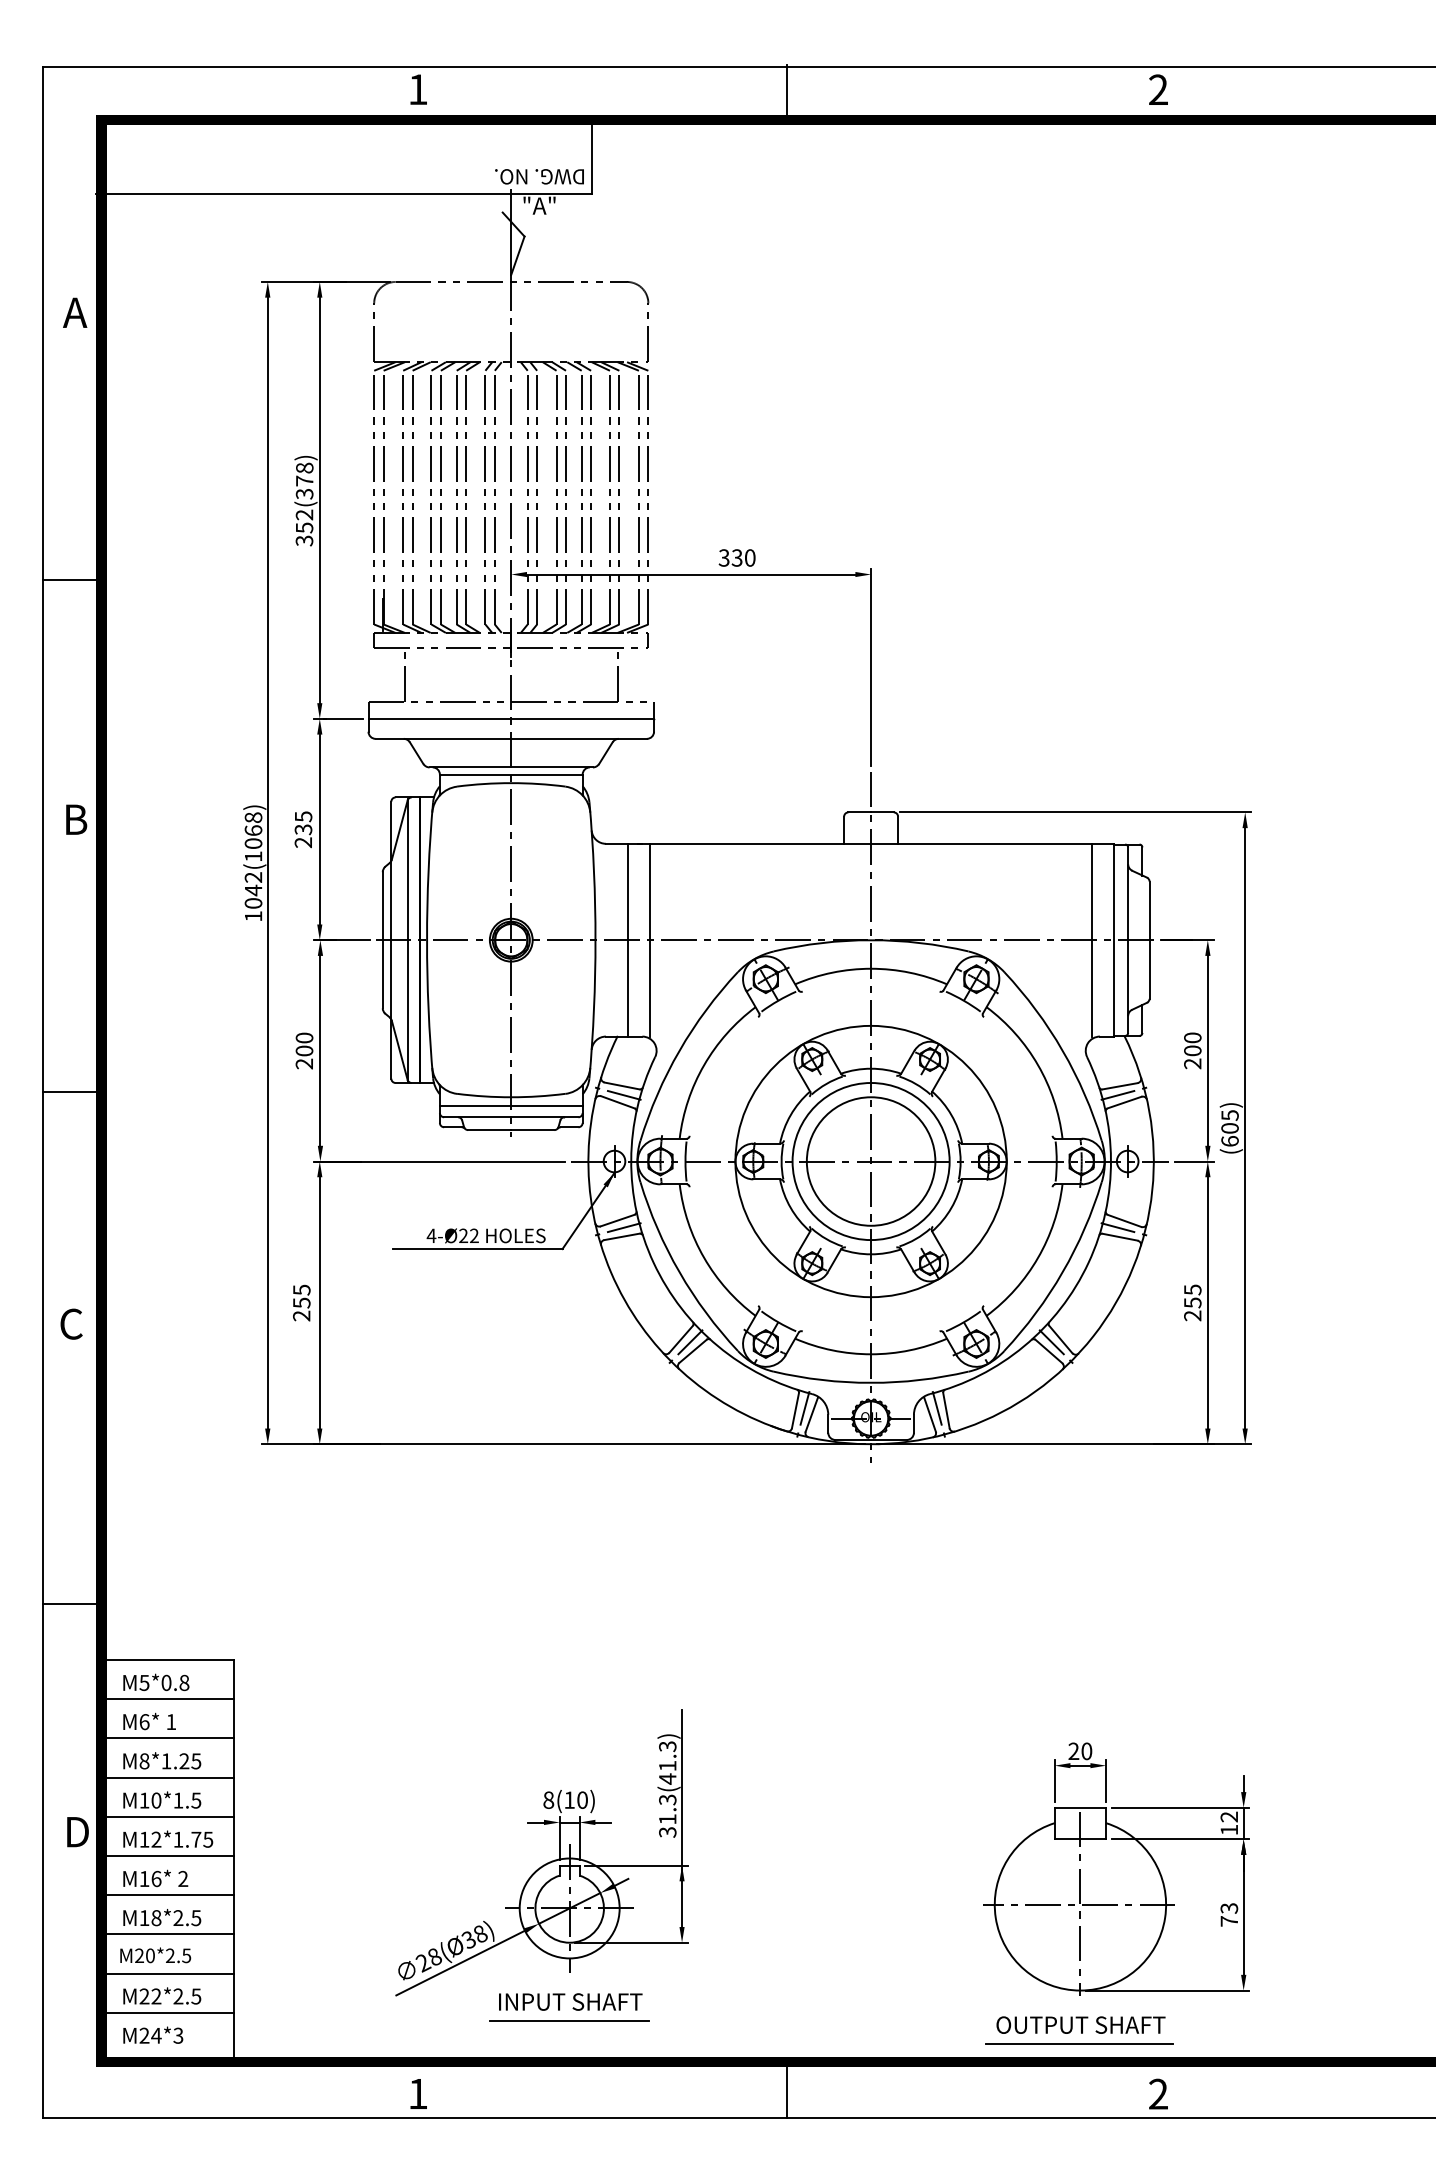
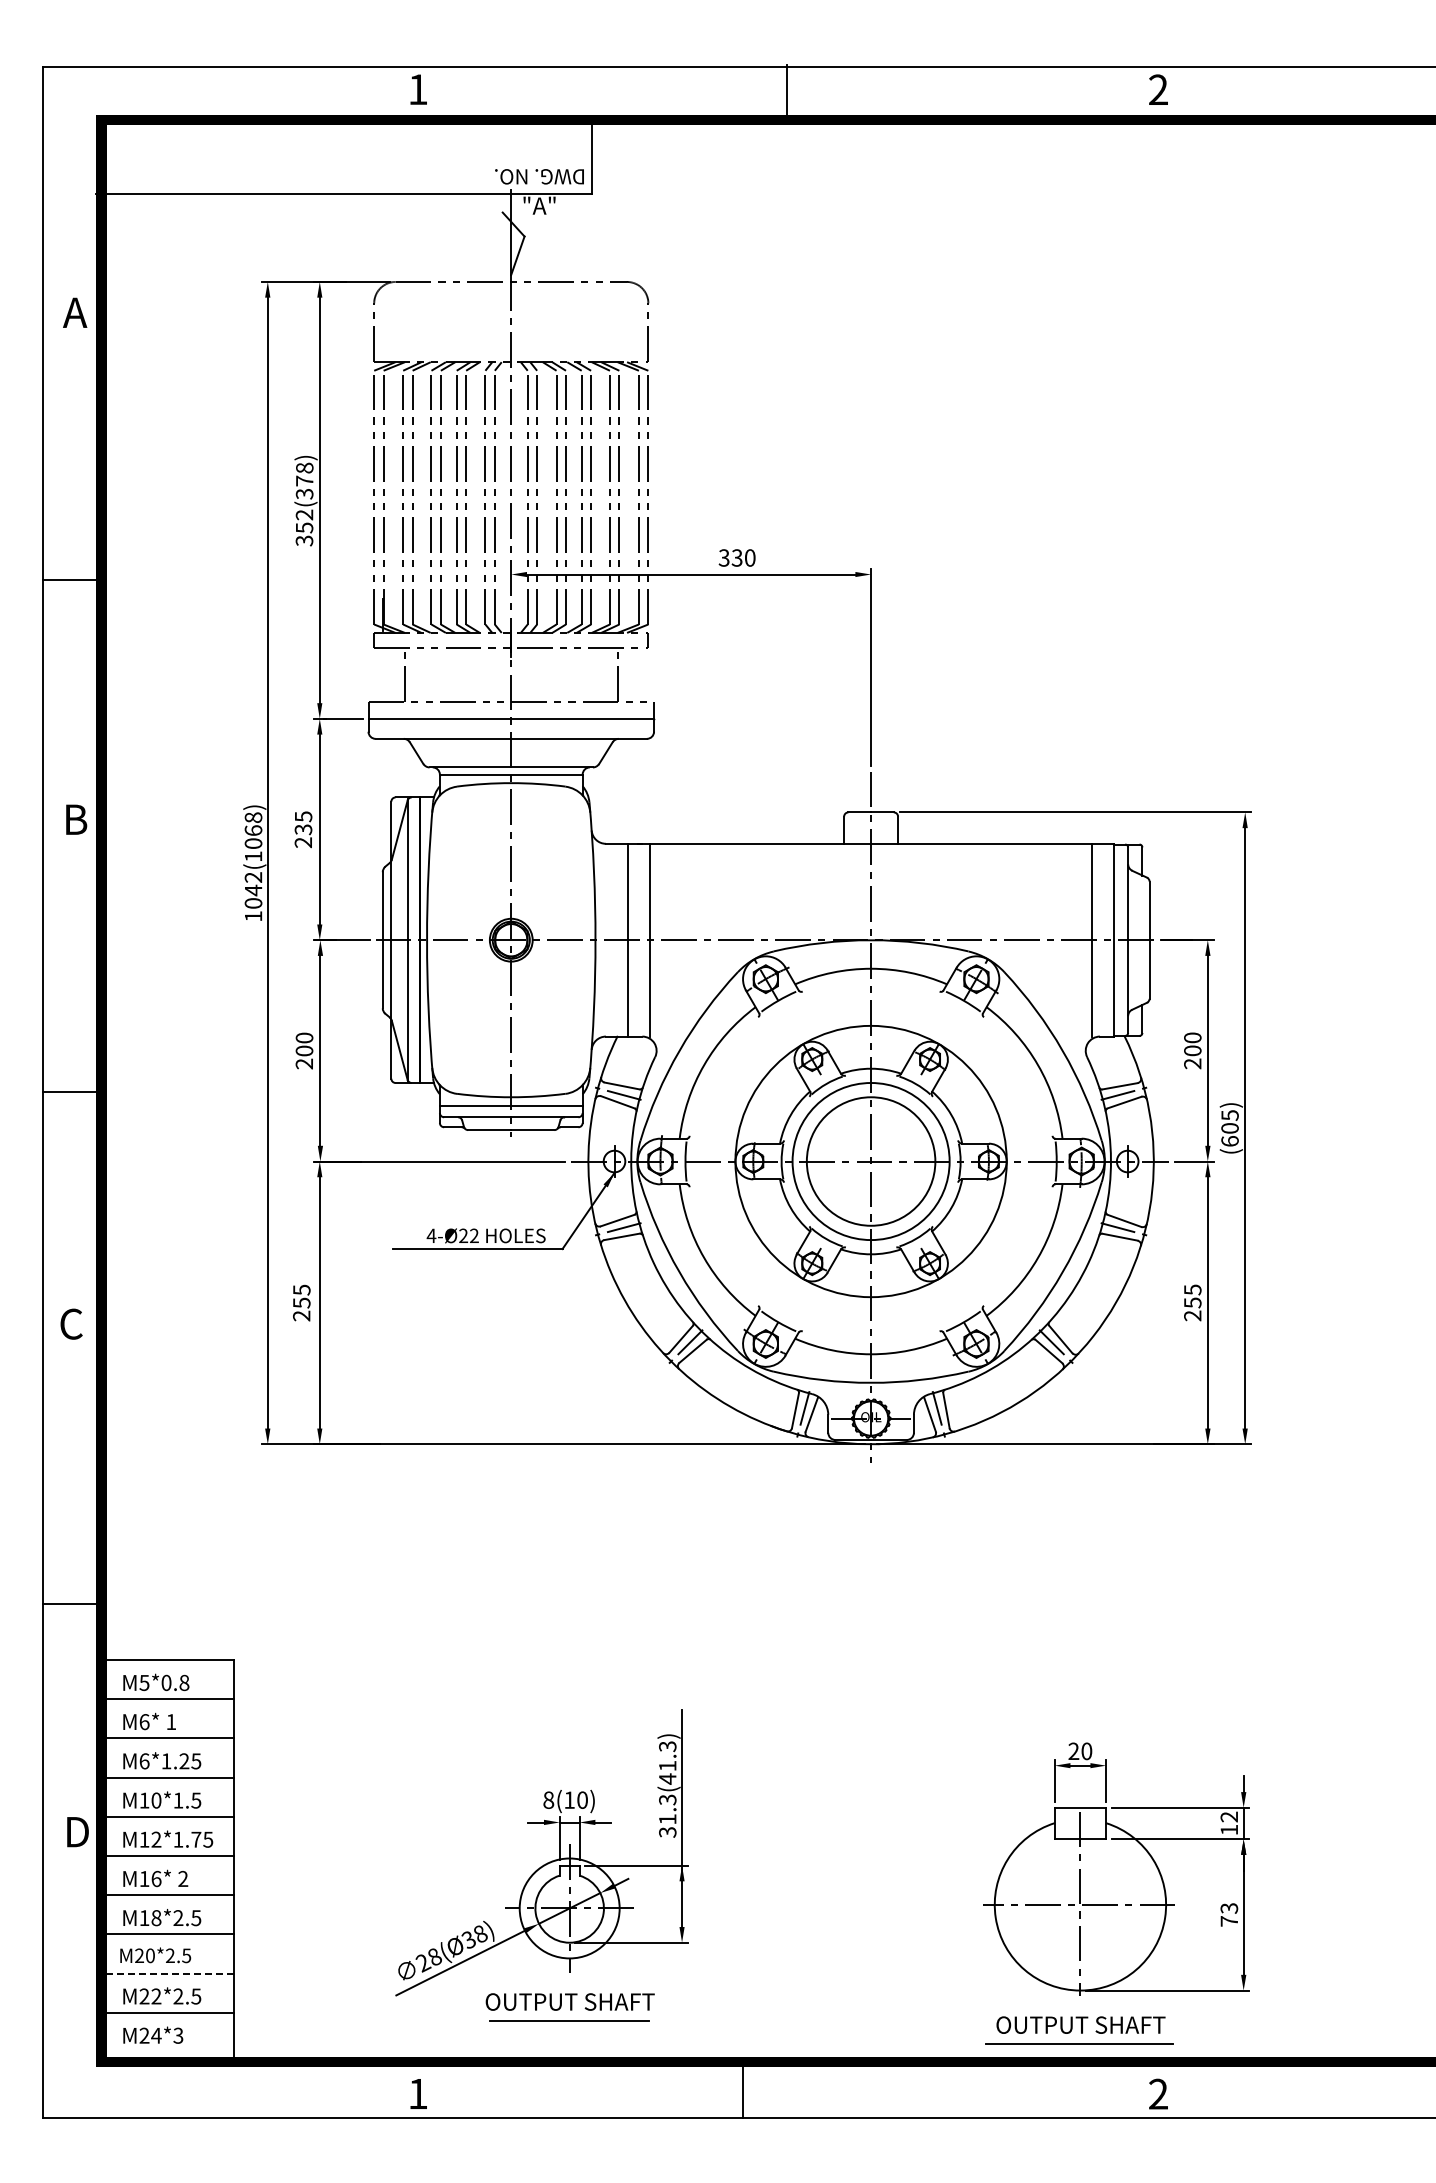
text: M8*1.25 -> M6*1.25 (144, 1761)
line: solid -> dashed (167, 1973)
text: INPUT SHAFT -> OUTPUT SHAFT (569, 2001)
line position: (787, 2090) -> (743, 2090) (743, 2090)
